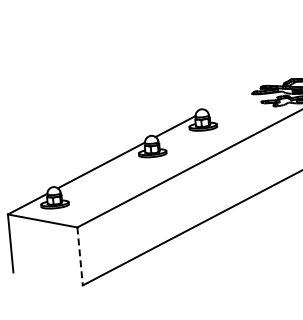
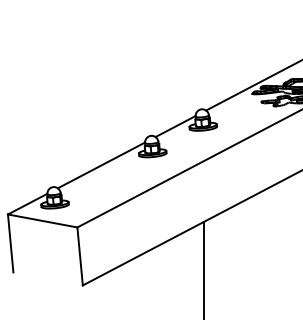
line: none -> present (252, 85)
line: dashed -> solid (80, 256)
line: none -> present (203, 268)
